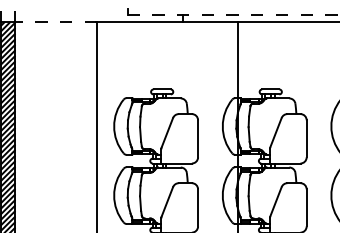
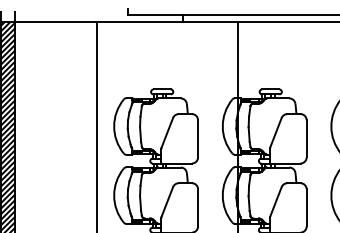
line: dashed -> solid (233, 15)
line: dashed -> solid (56, 21)
